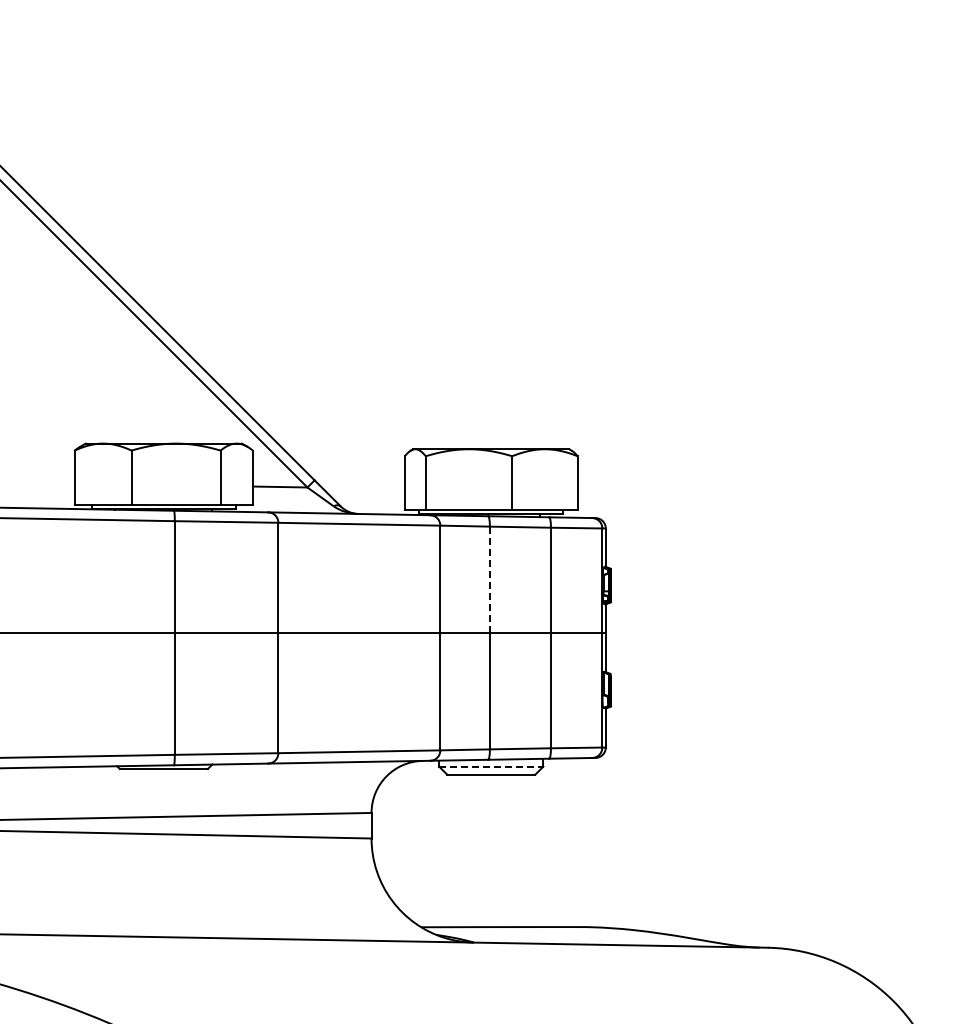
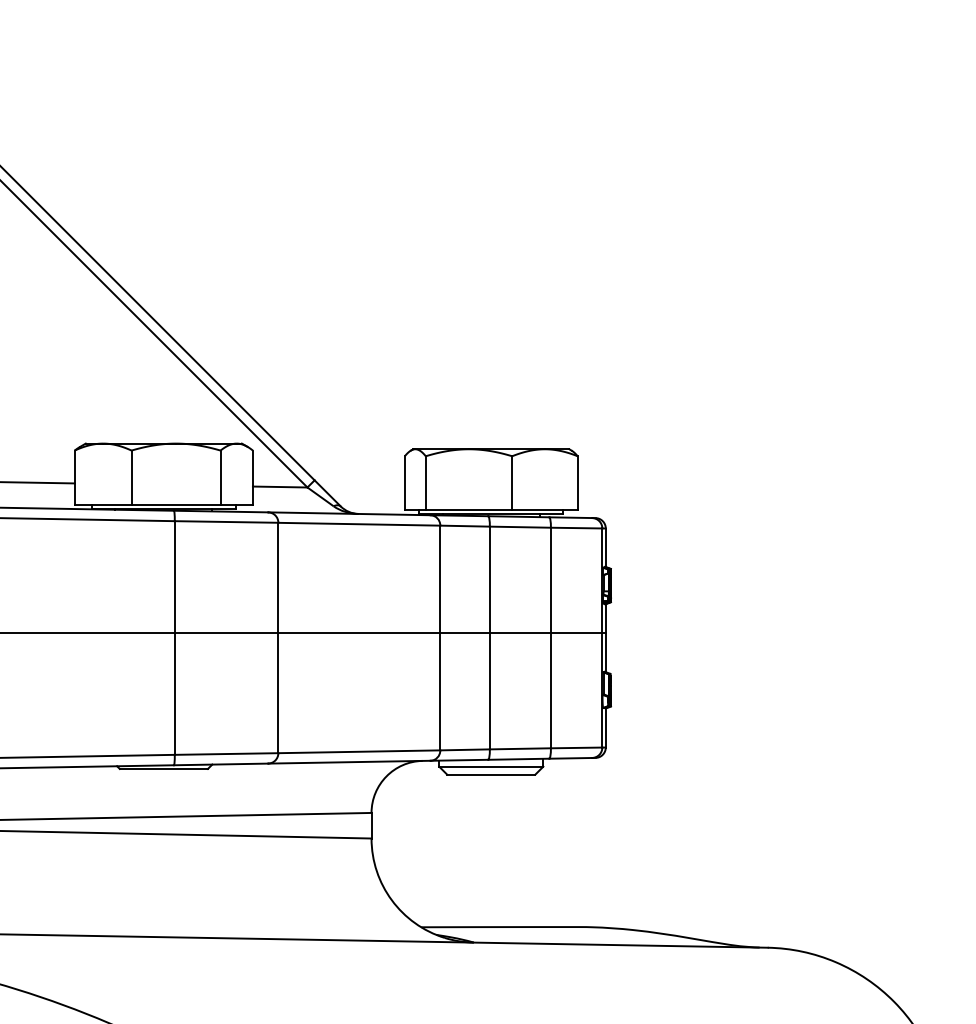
line: none -> present (38, 482)
line: dashed -> solid (489, 579)
line: dashed -> solid (491, 766)
